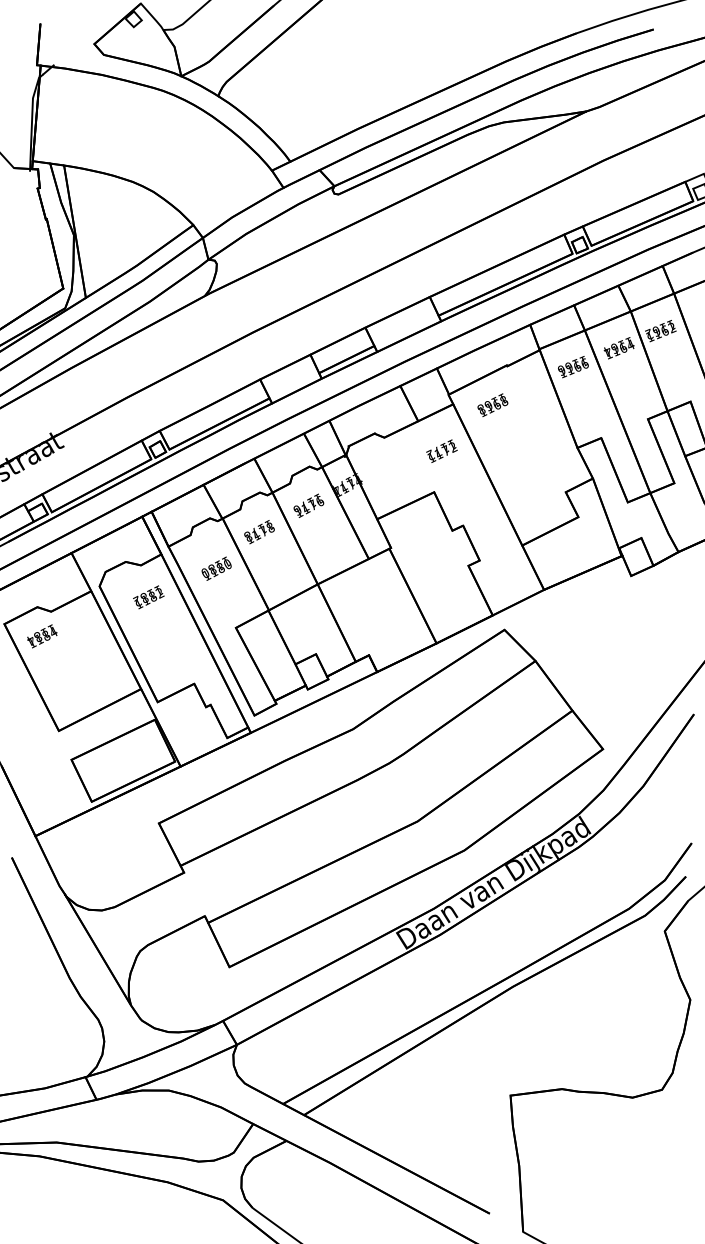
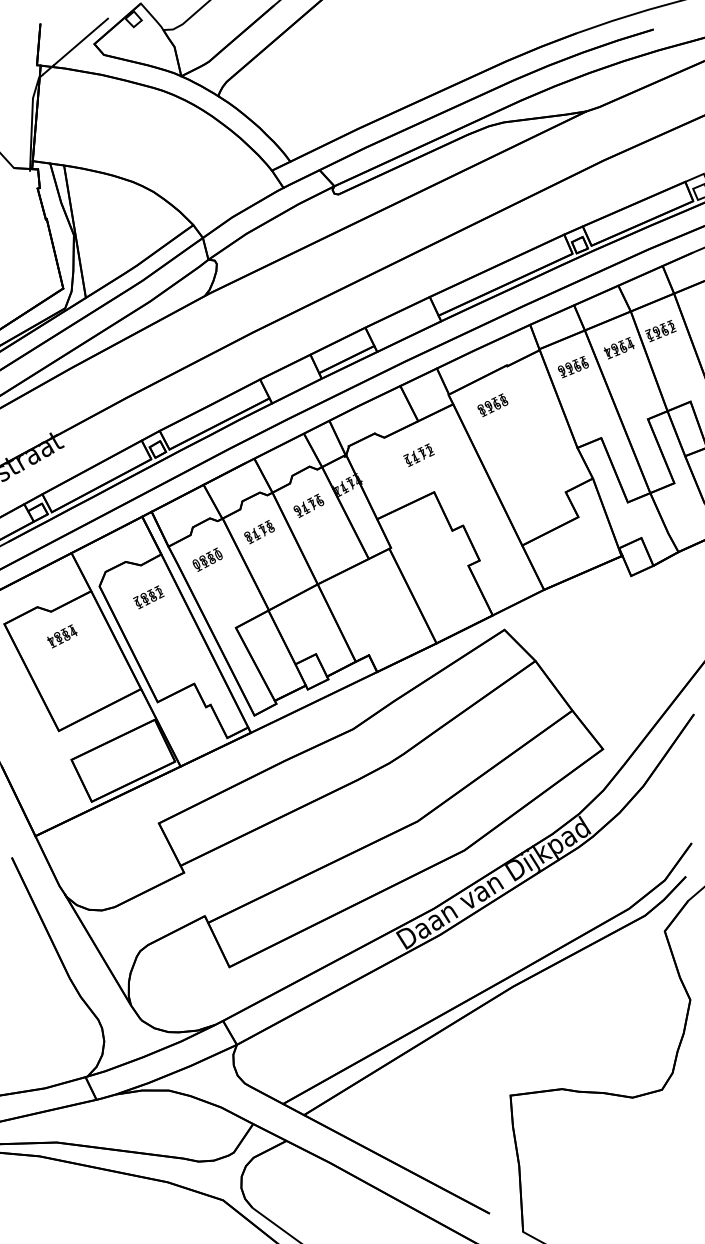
line: none -> present (80, 41)
text position: (441, 450) -> (418, 454) (418, 454)
text position: (216, 568) -> (207, 559) (207, 559)
text position: (42, 636) -> (62, 636) (62, 636)
